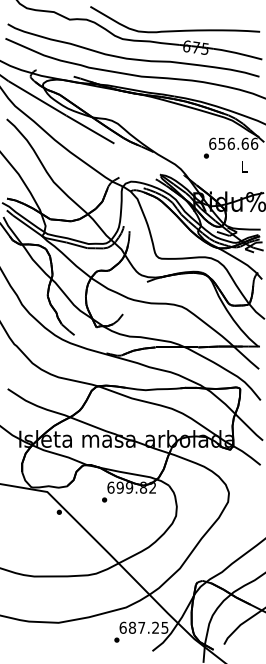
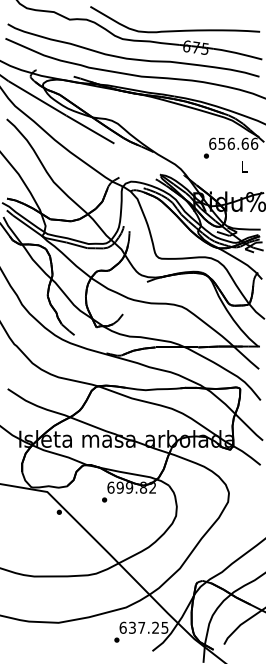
text: 687.25 -> 637.25 (132, 627)
